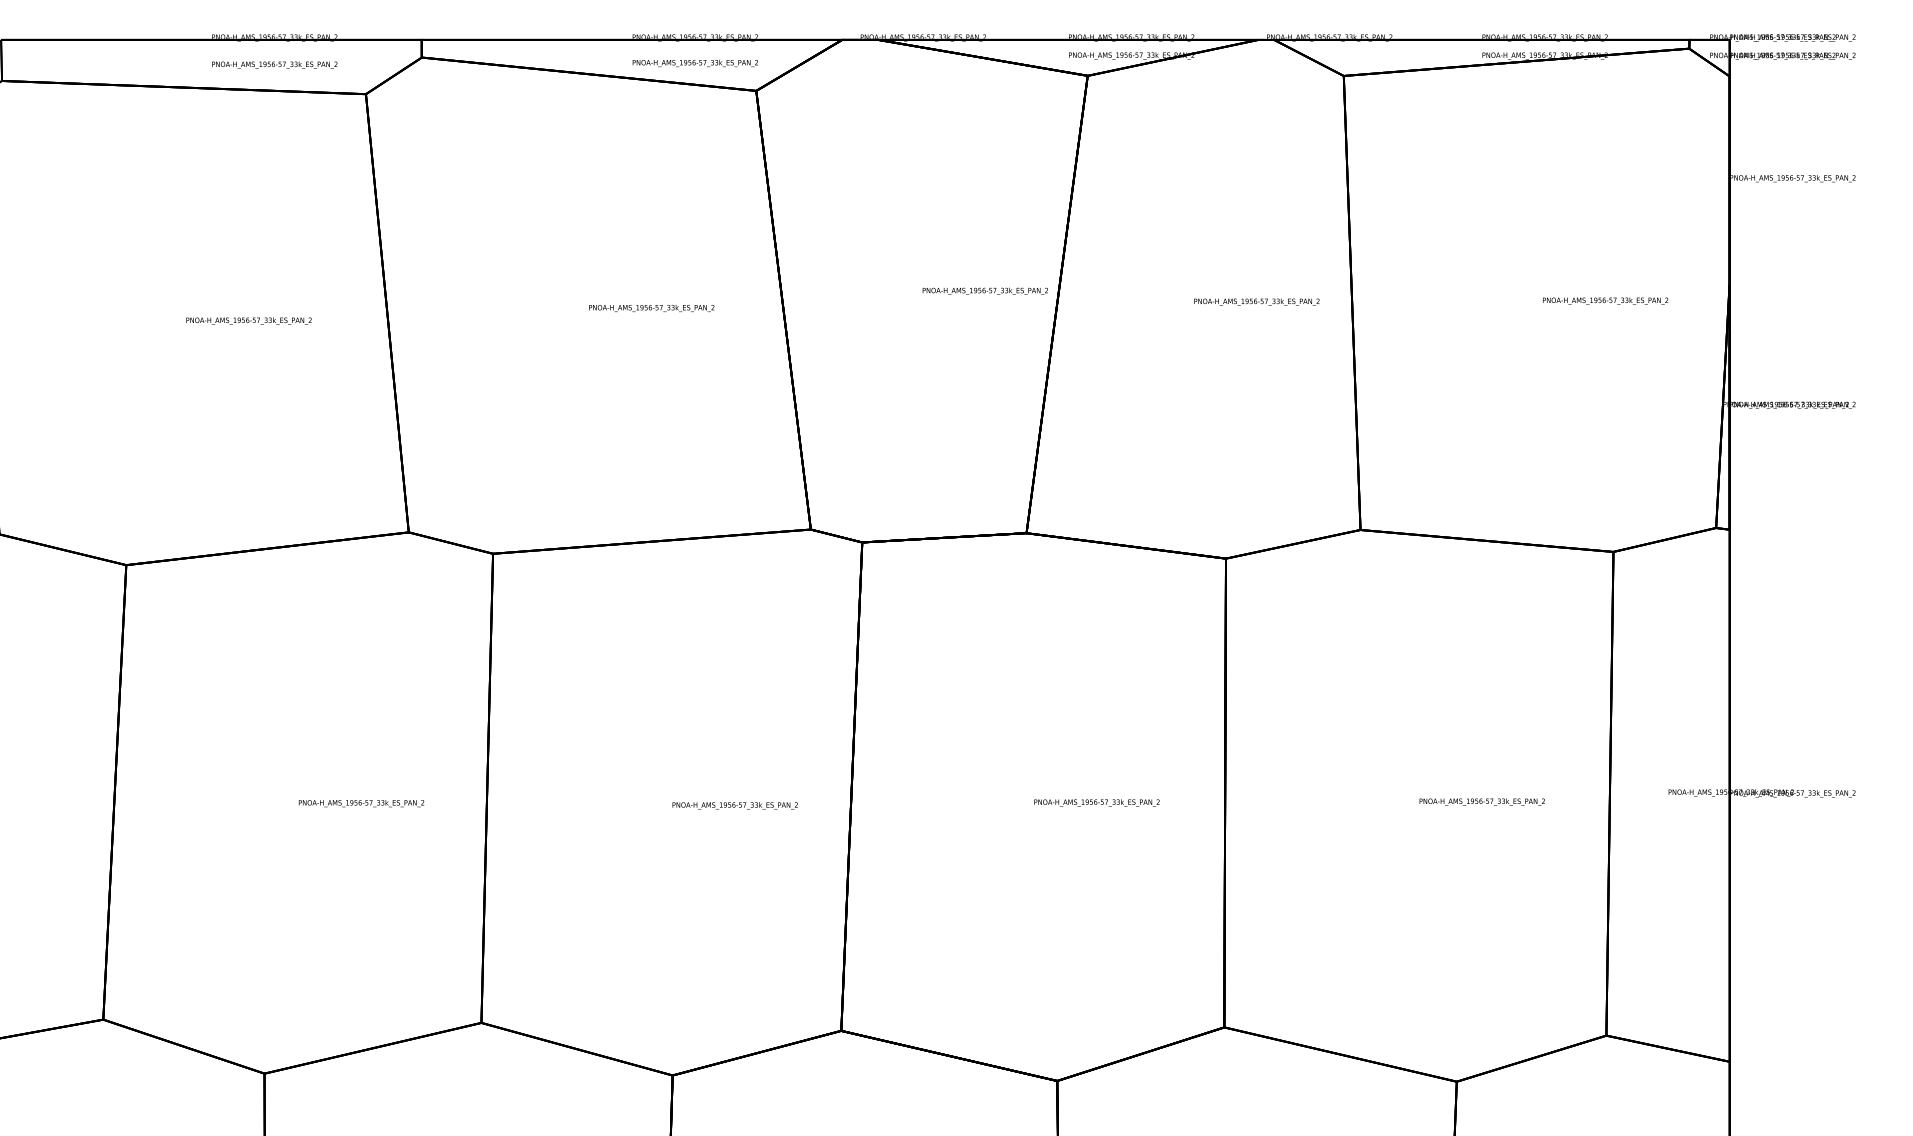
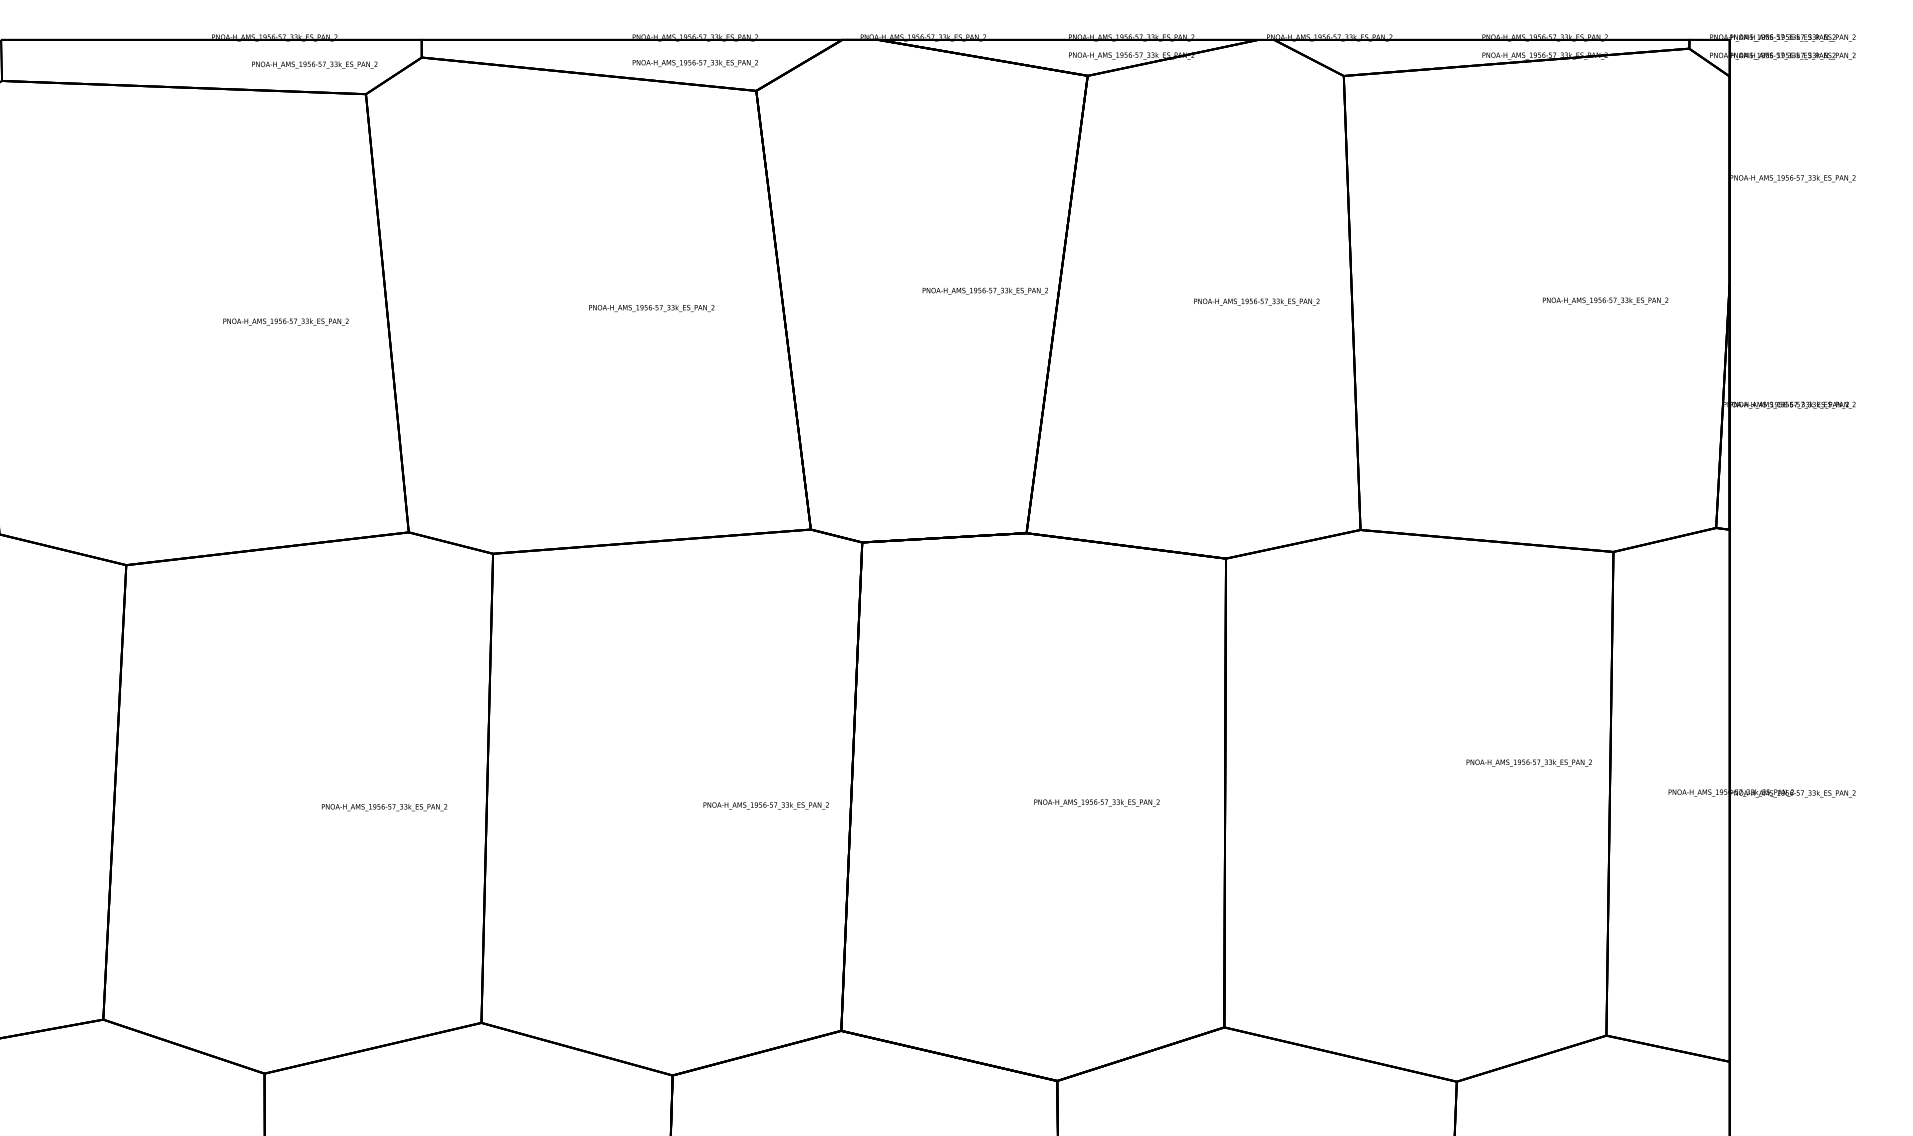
text position: (274, 64) -> (314, 64) (314, 64)
text position: (248, 320) -> (285, 321) (285, 321)
text position: (1481, 801) -> (1528, 762) (1528, 762)
text position: (361, 803) -> (384, 807) (384, 807)
text position: (734, 805) -> (765, 805) (765, 805)
